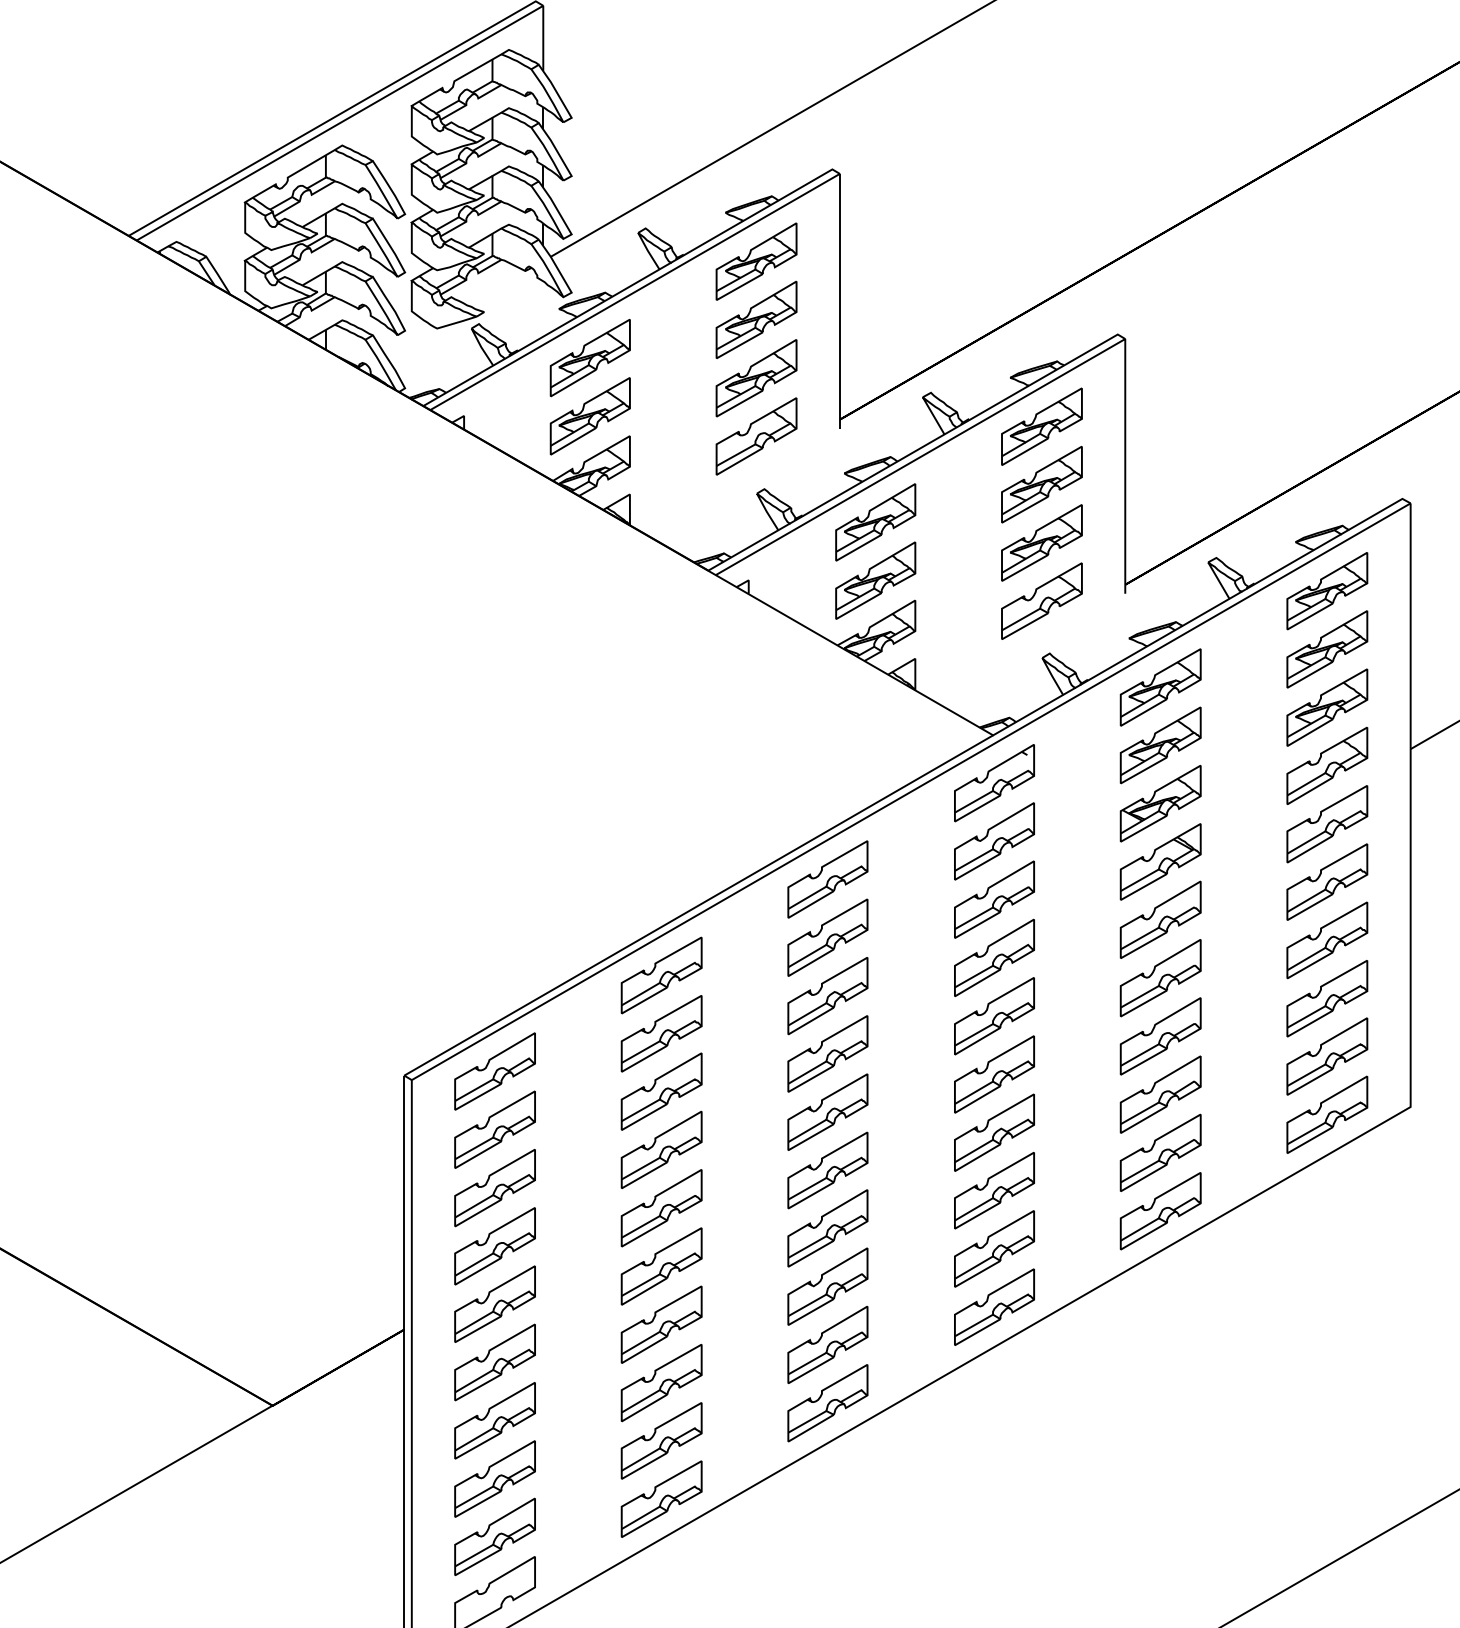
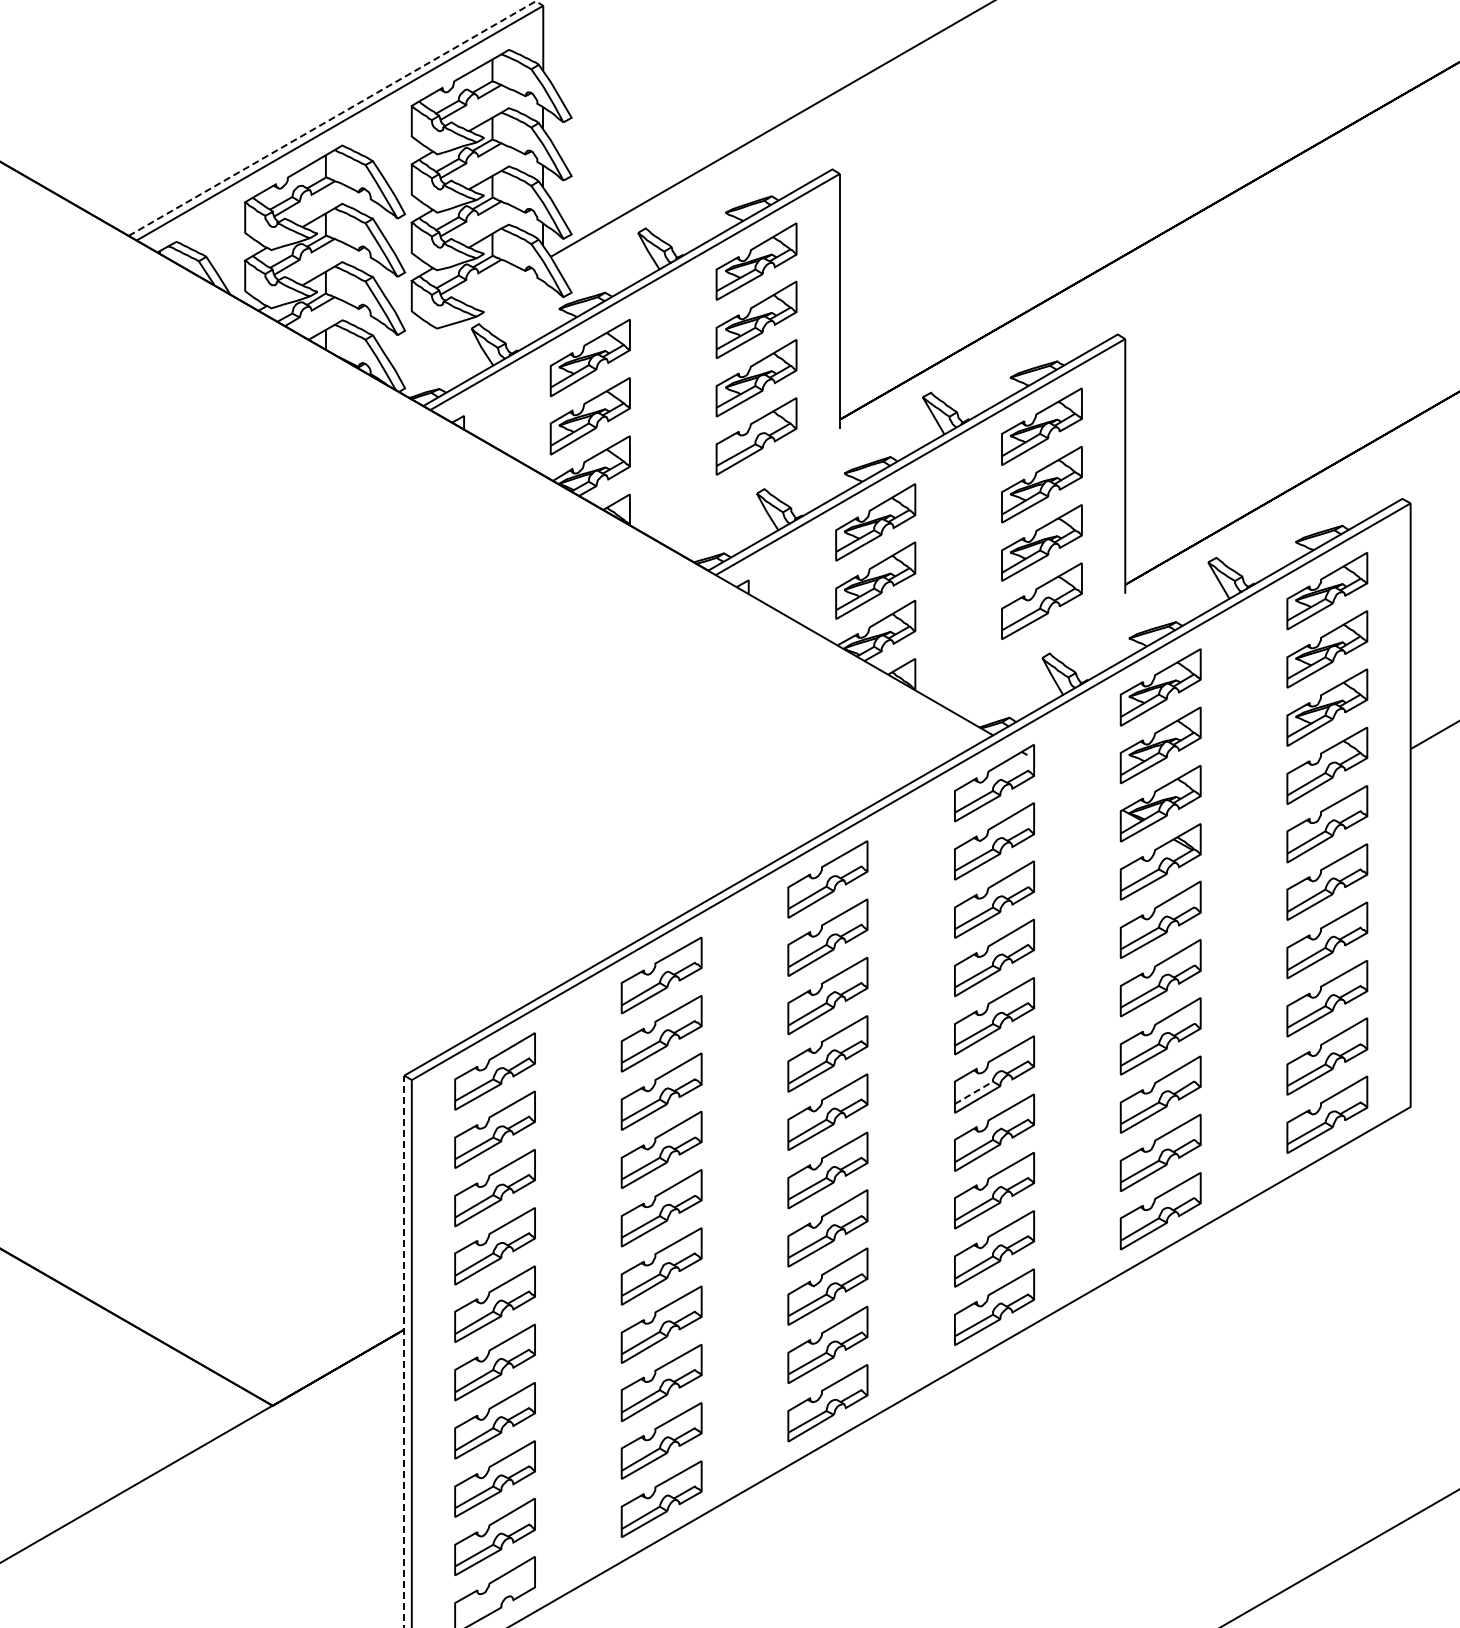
line: solid -> dashed (336, 116)
line: solid -> dashed (974, 1092)
line: solid -> dashed (404, 1351)
